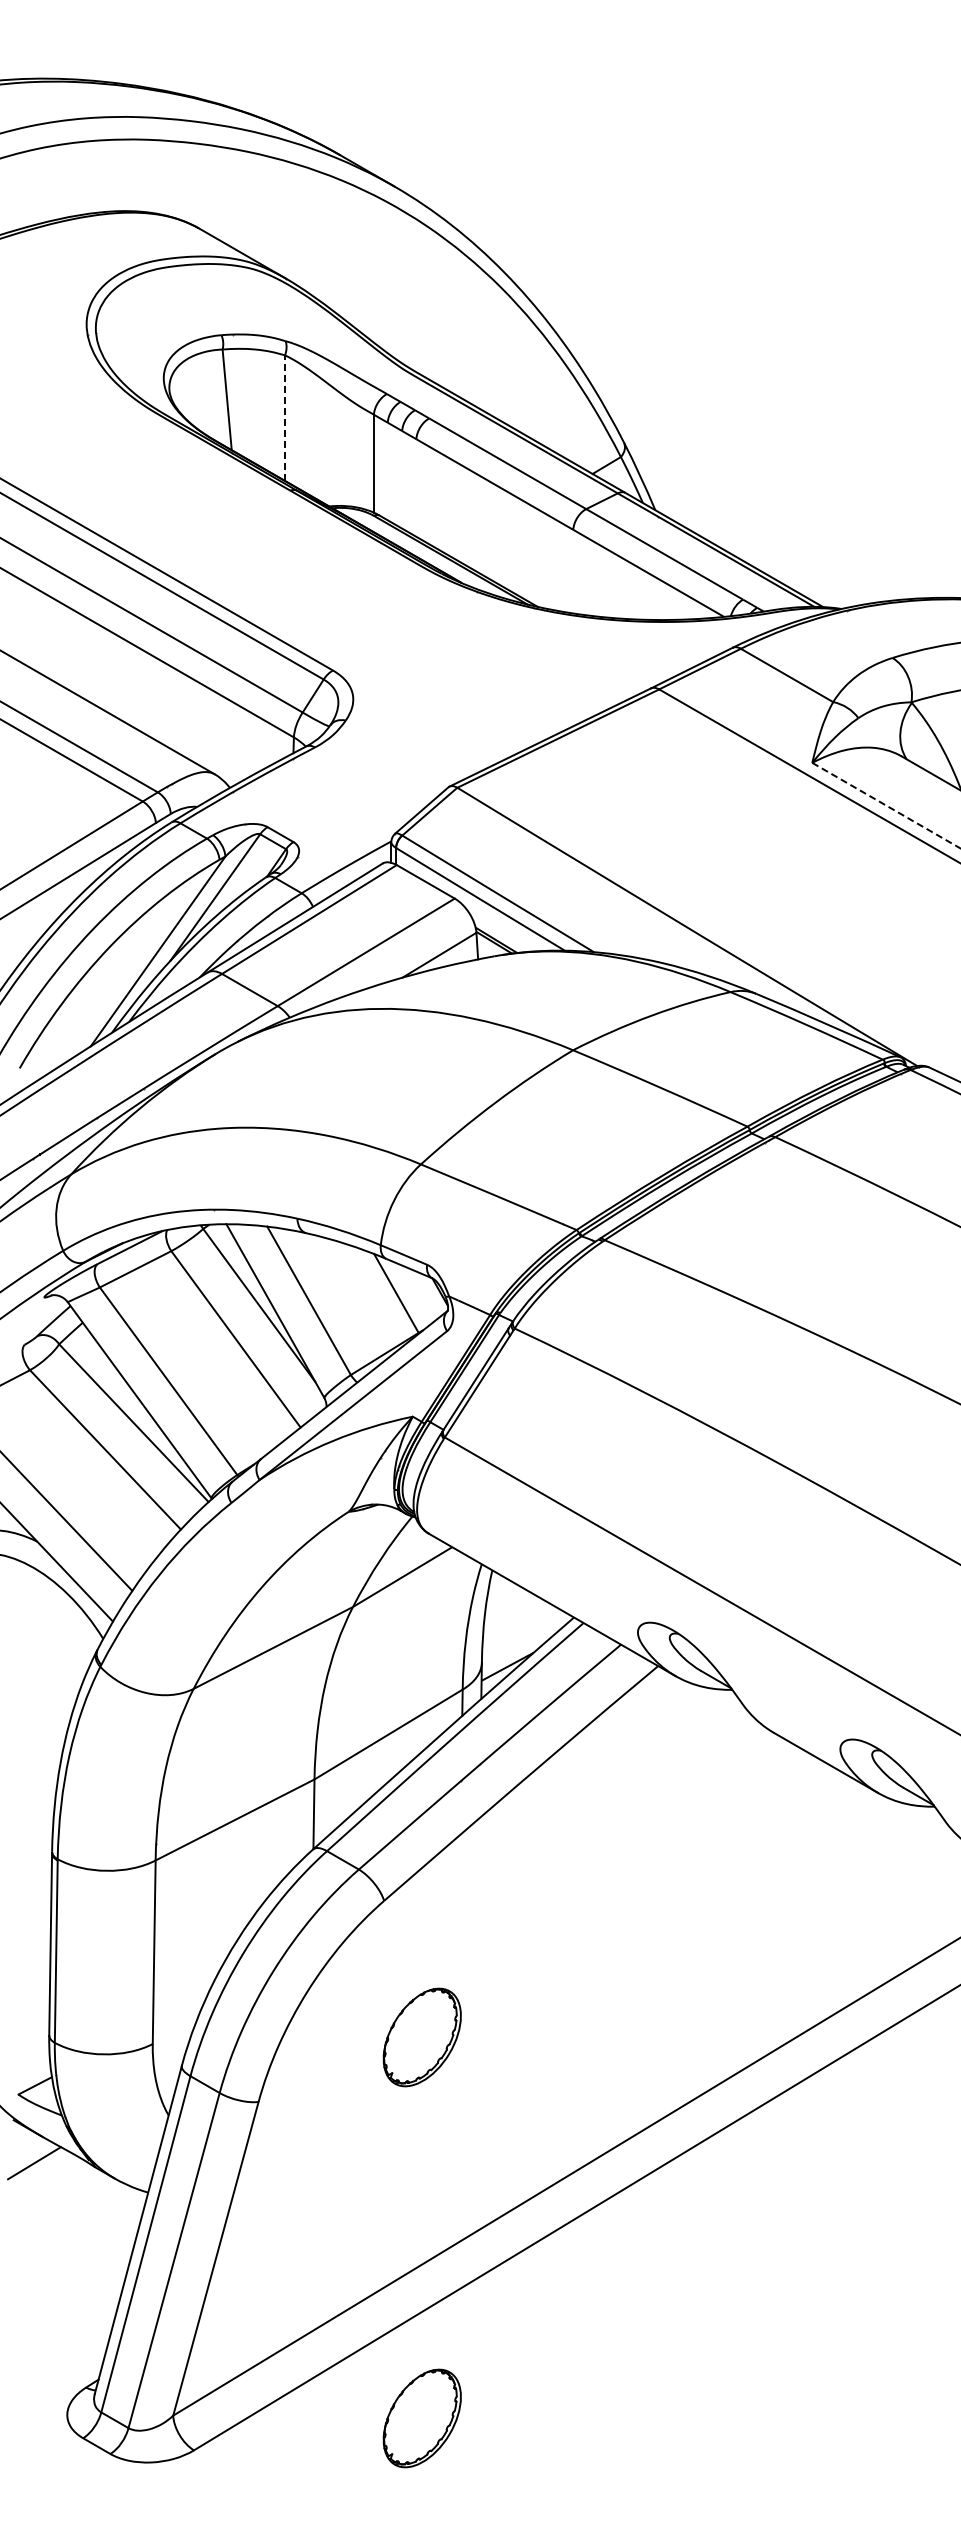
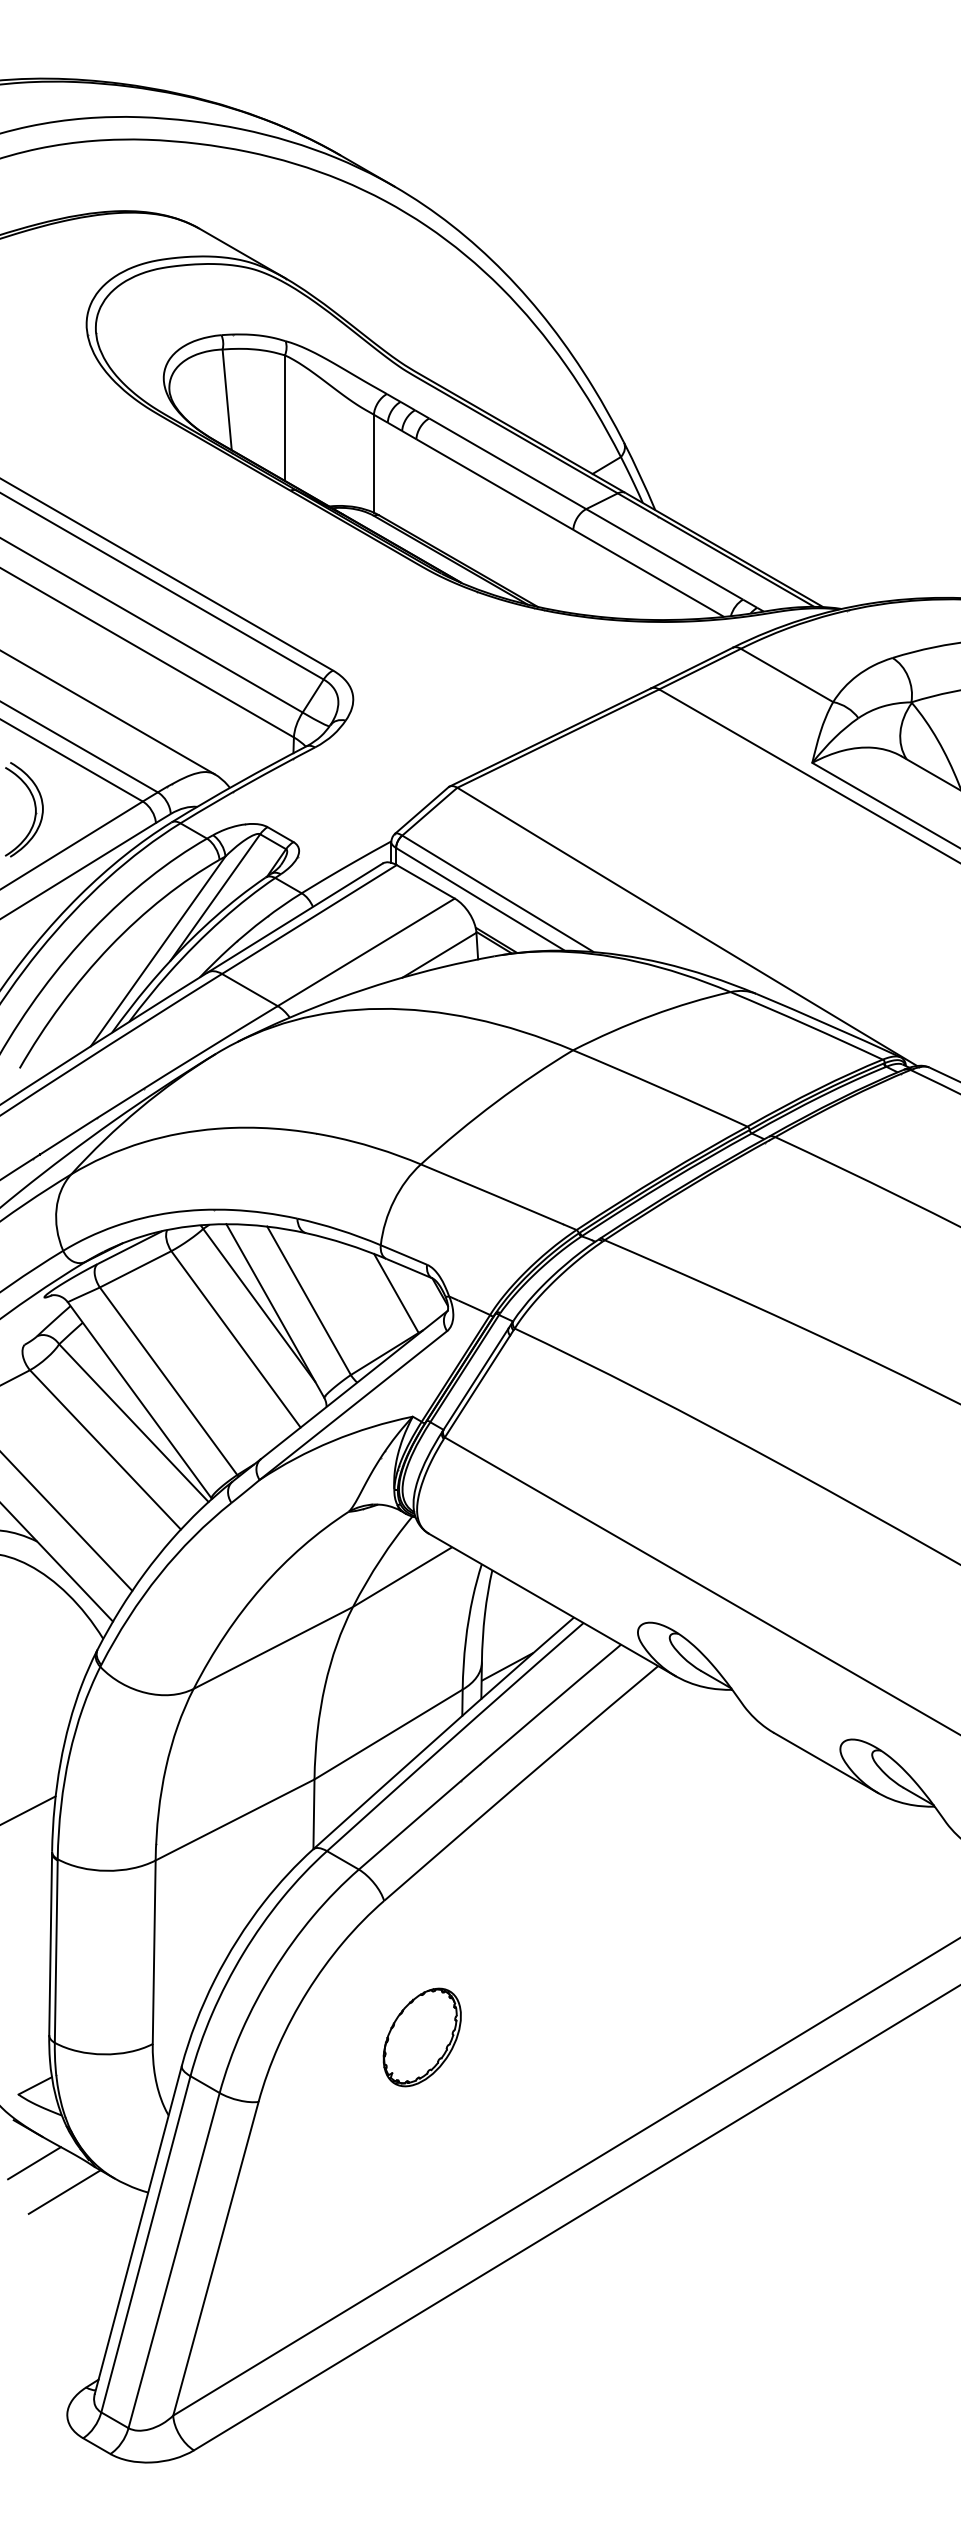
line: dashed -> solid (284, 418)
line: dashed -> solid (886, 805)
part: none -> present (34, 808)
line: none -> present (28, 1809)
line: none -> present (64, 2191)
part: present -> none (421, 2418)
